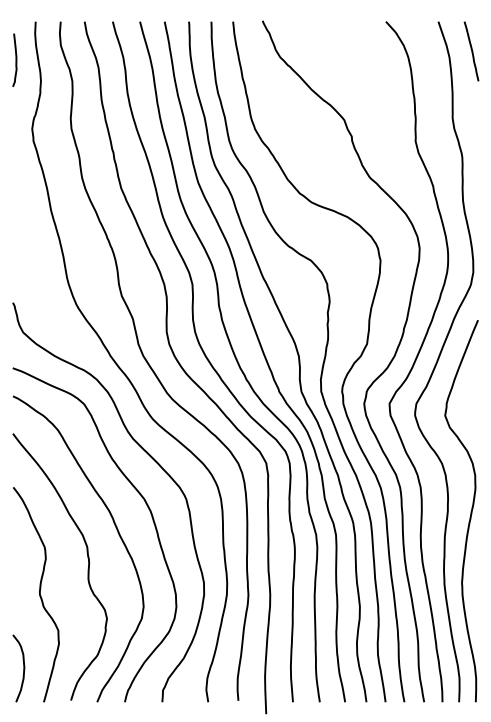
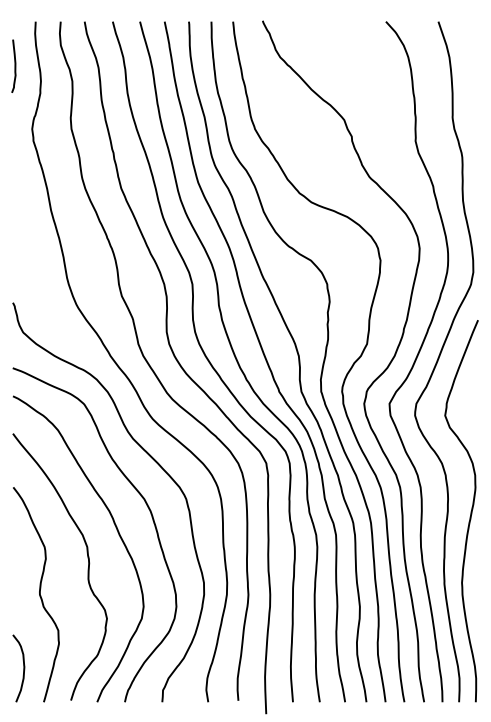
line: present -> none (471, 51)
curve position: (15, 59) -> (14, 65) (14, 65)
